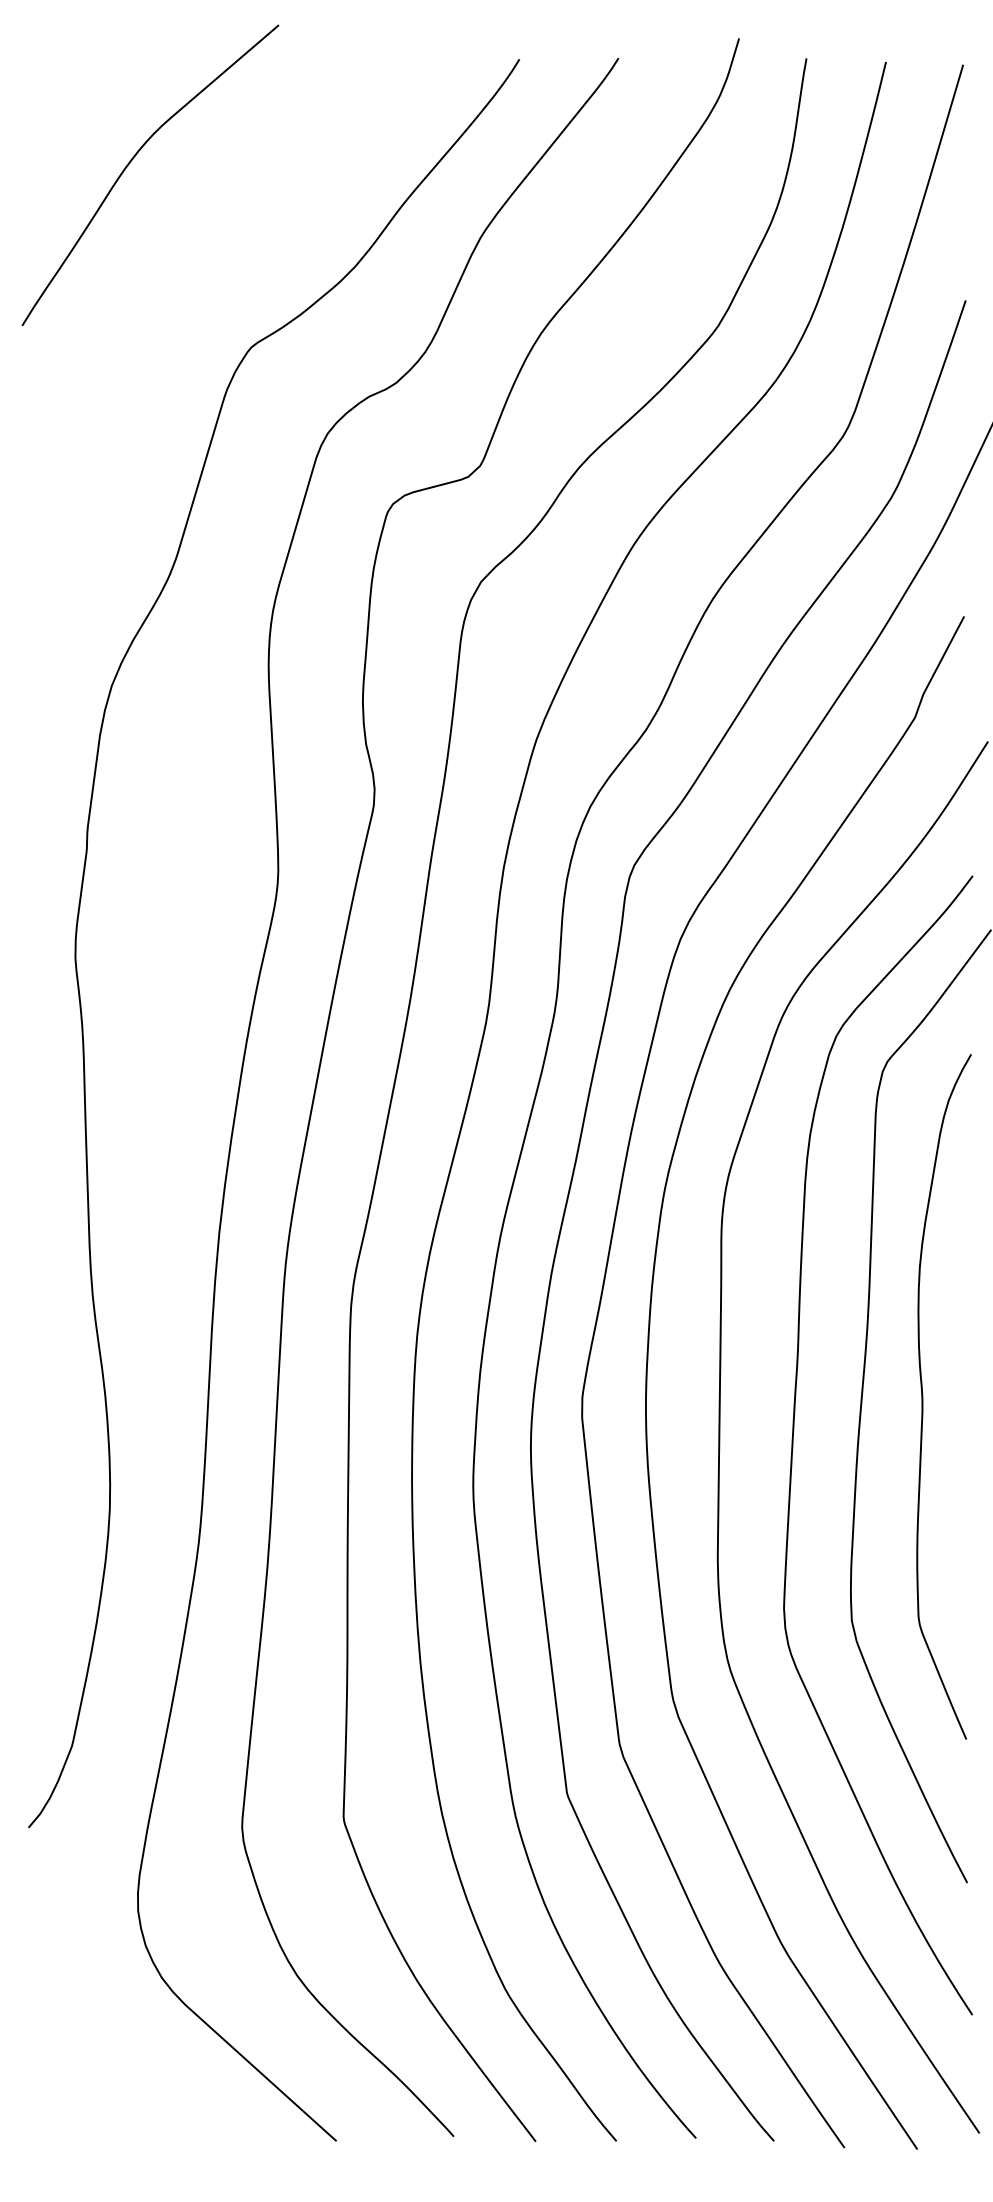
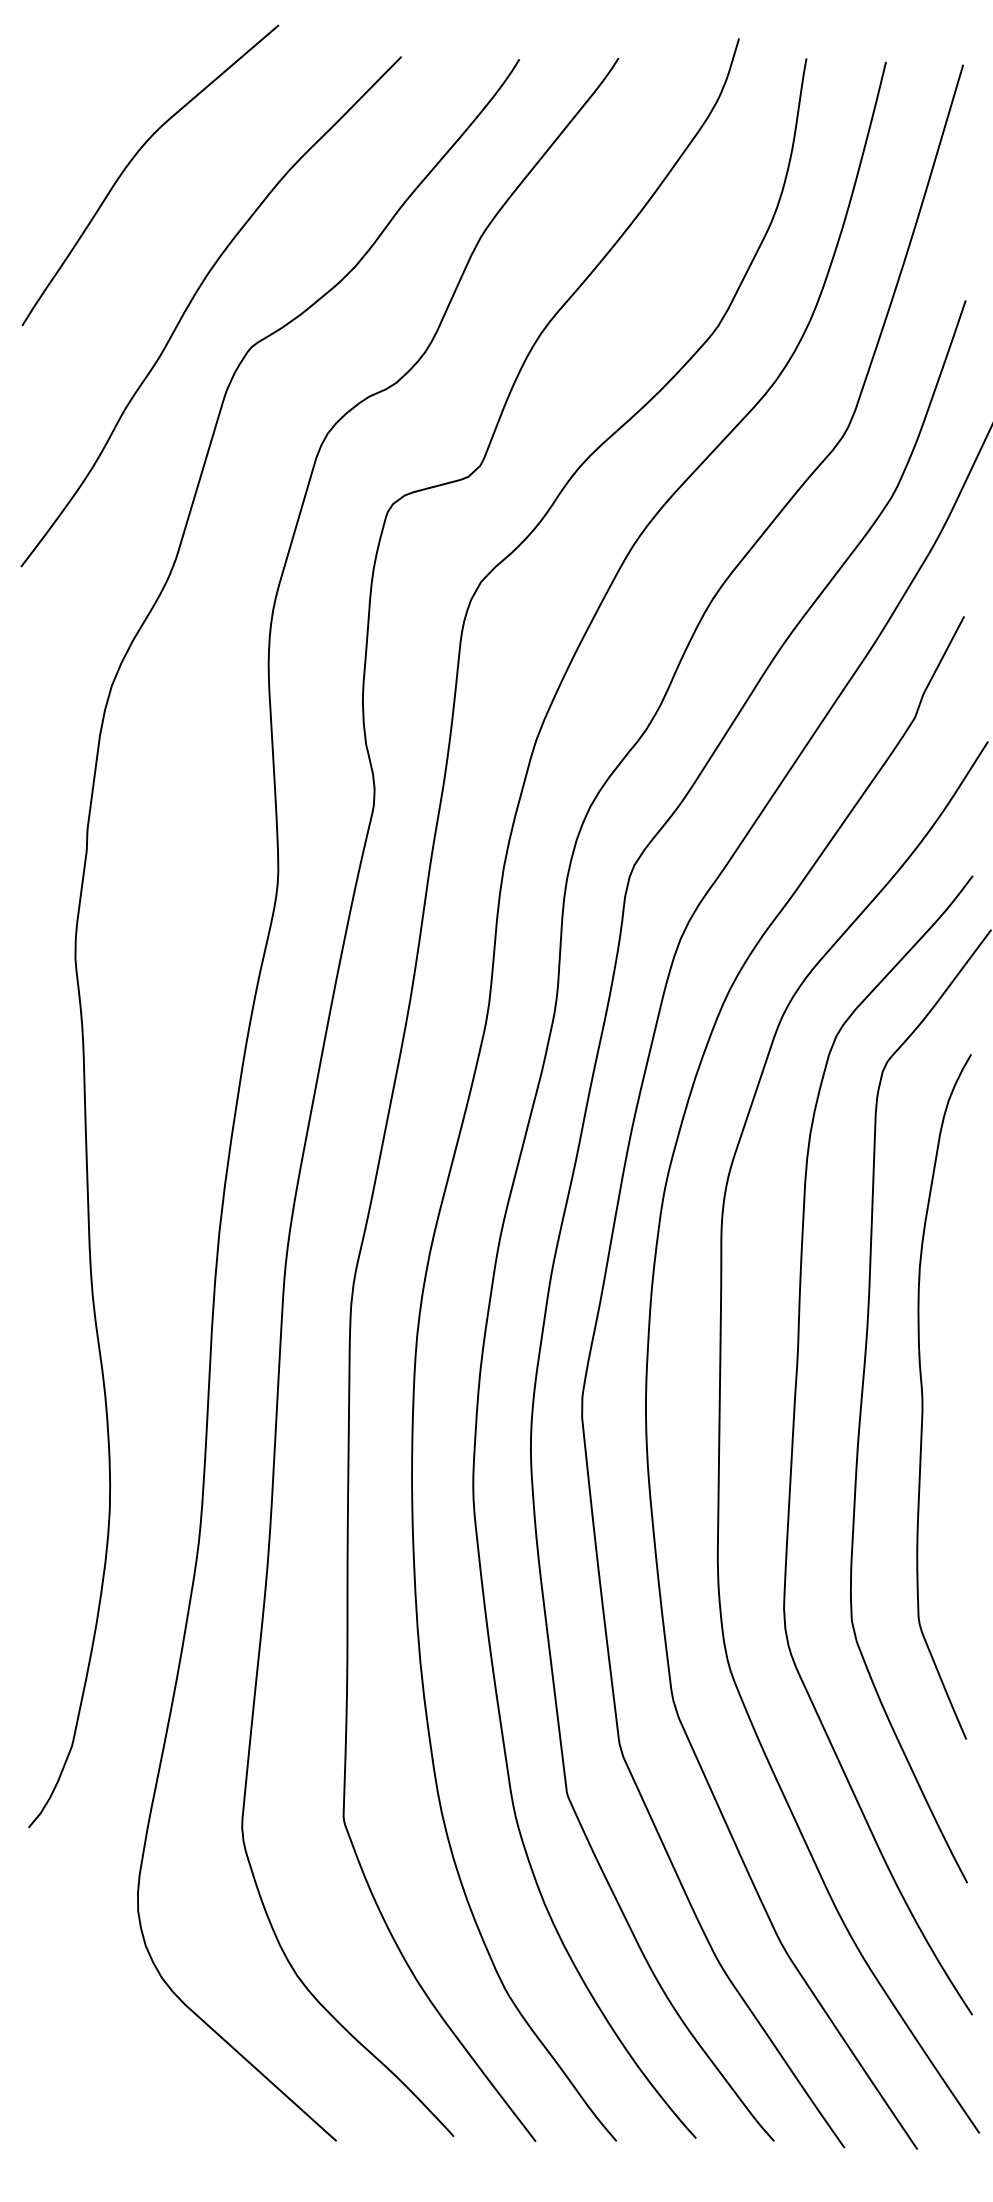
curve: none -> present (193, 299)
